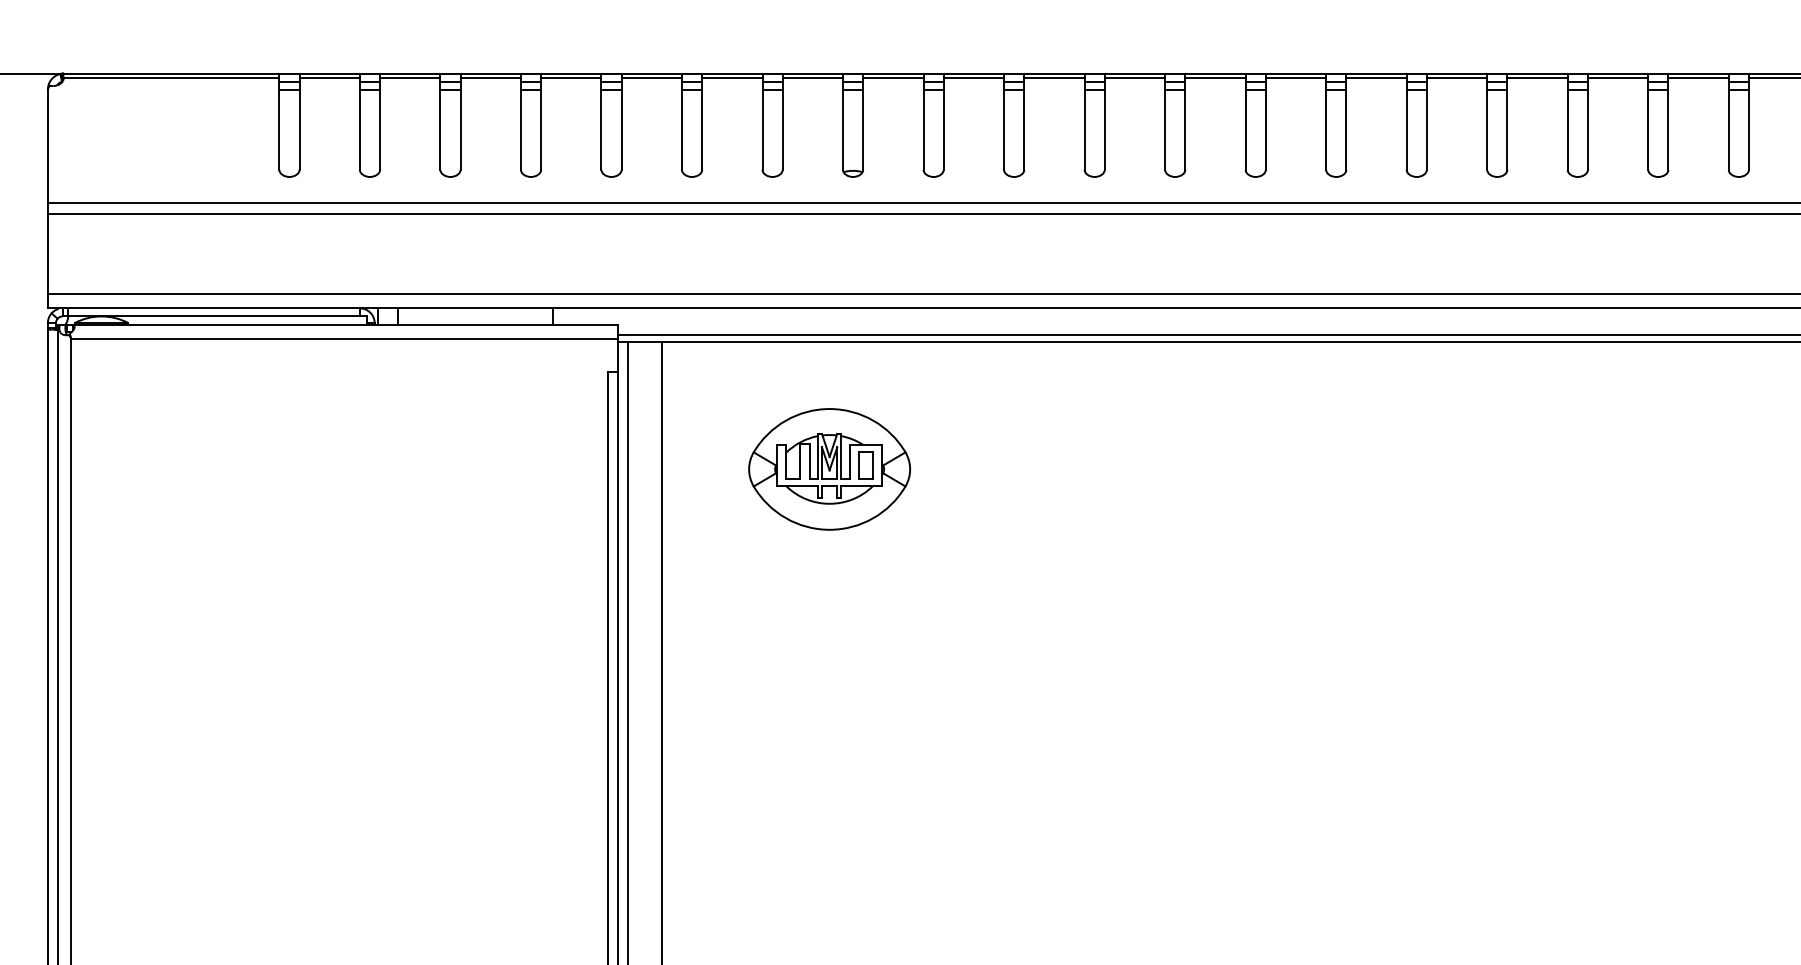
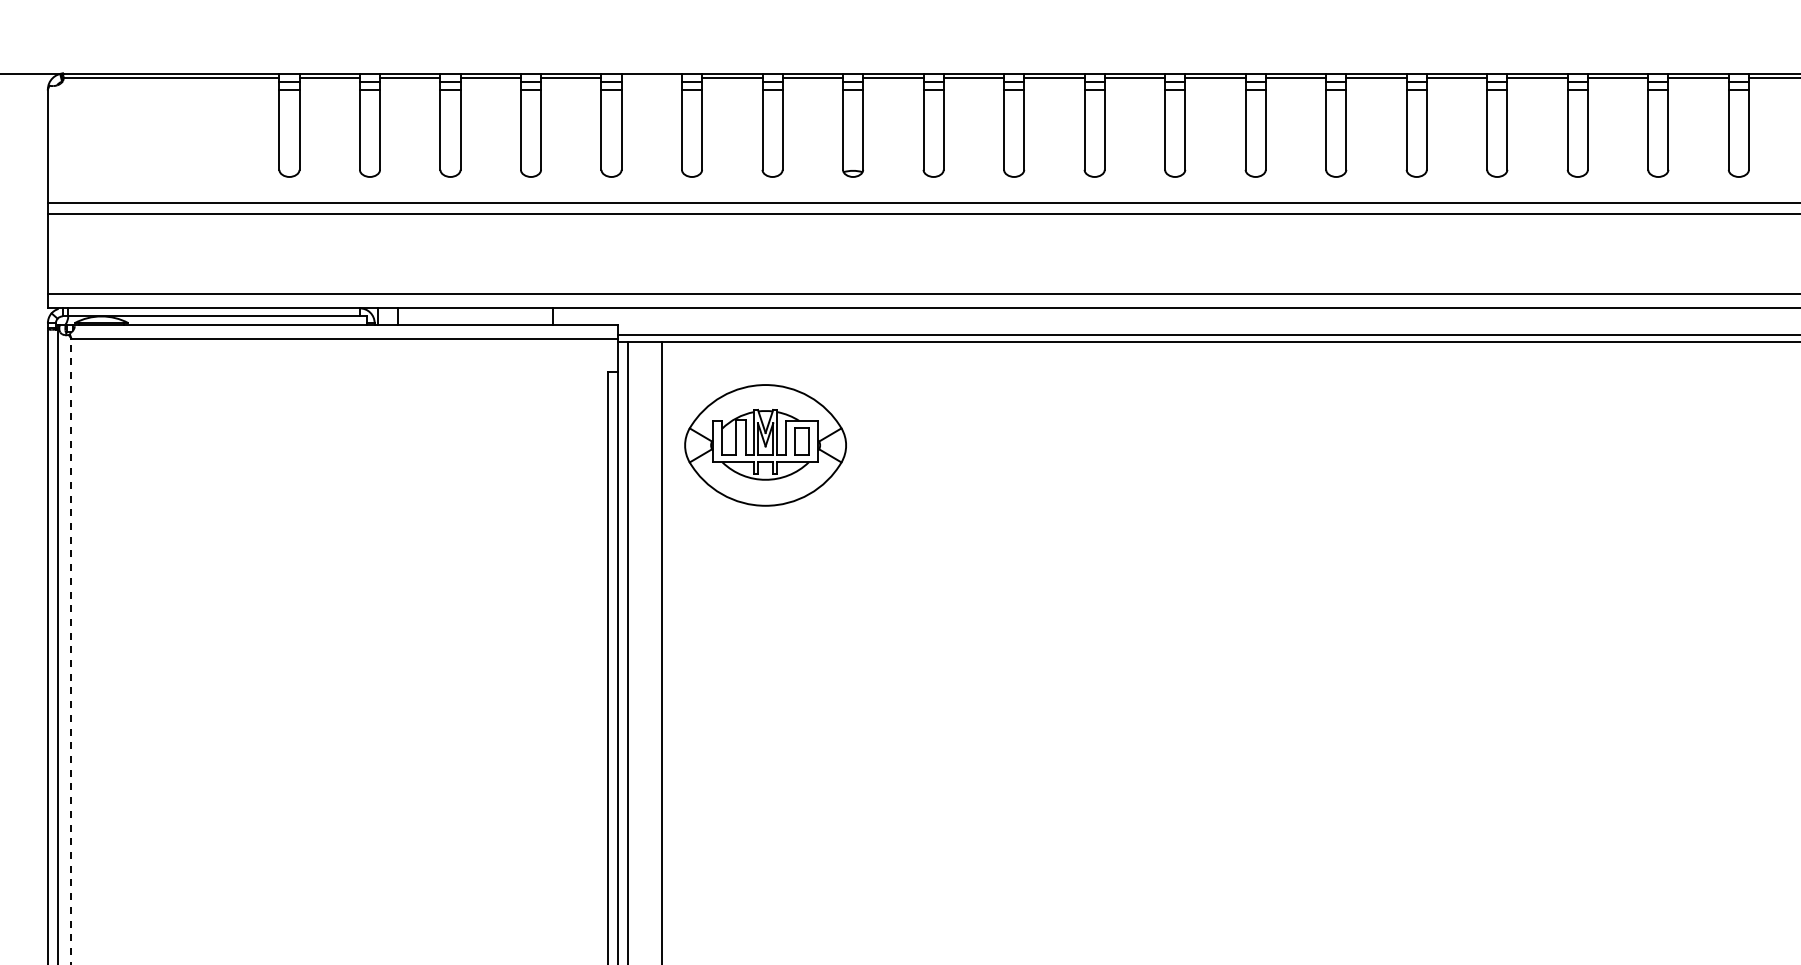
line: present -> none (651, 78)
part position: (829, 469) -> (765, 445) (765, 445)
line: solid -> dashed (71, 651)
